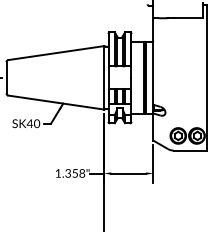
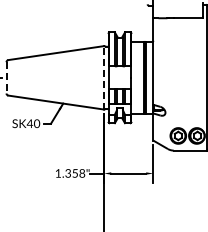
line: solid -> dashed (6, 77)
line: solid -> dashed (104, 77)
